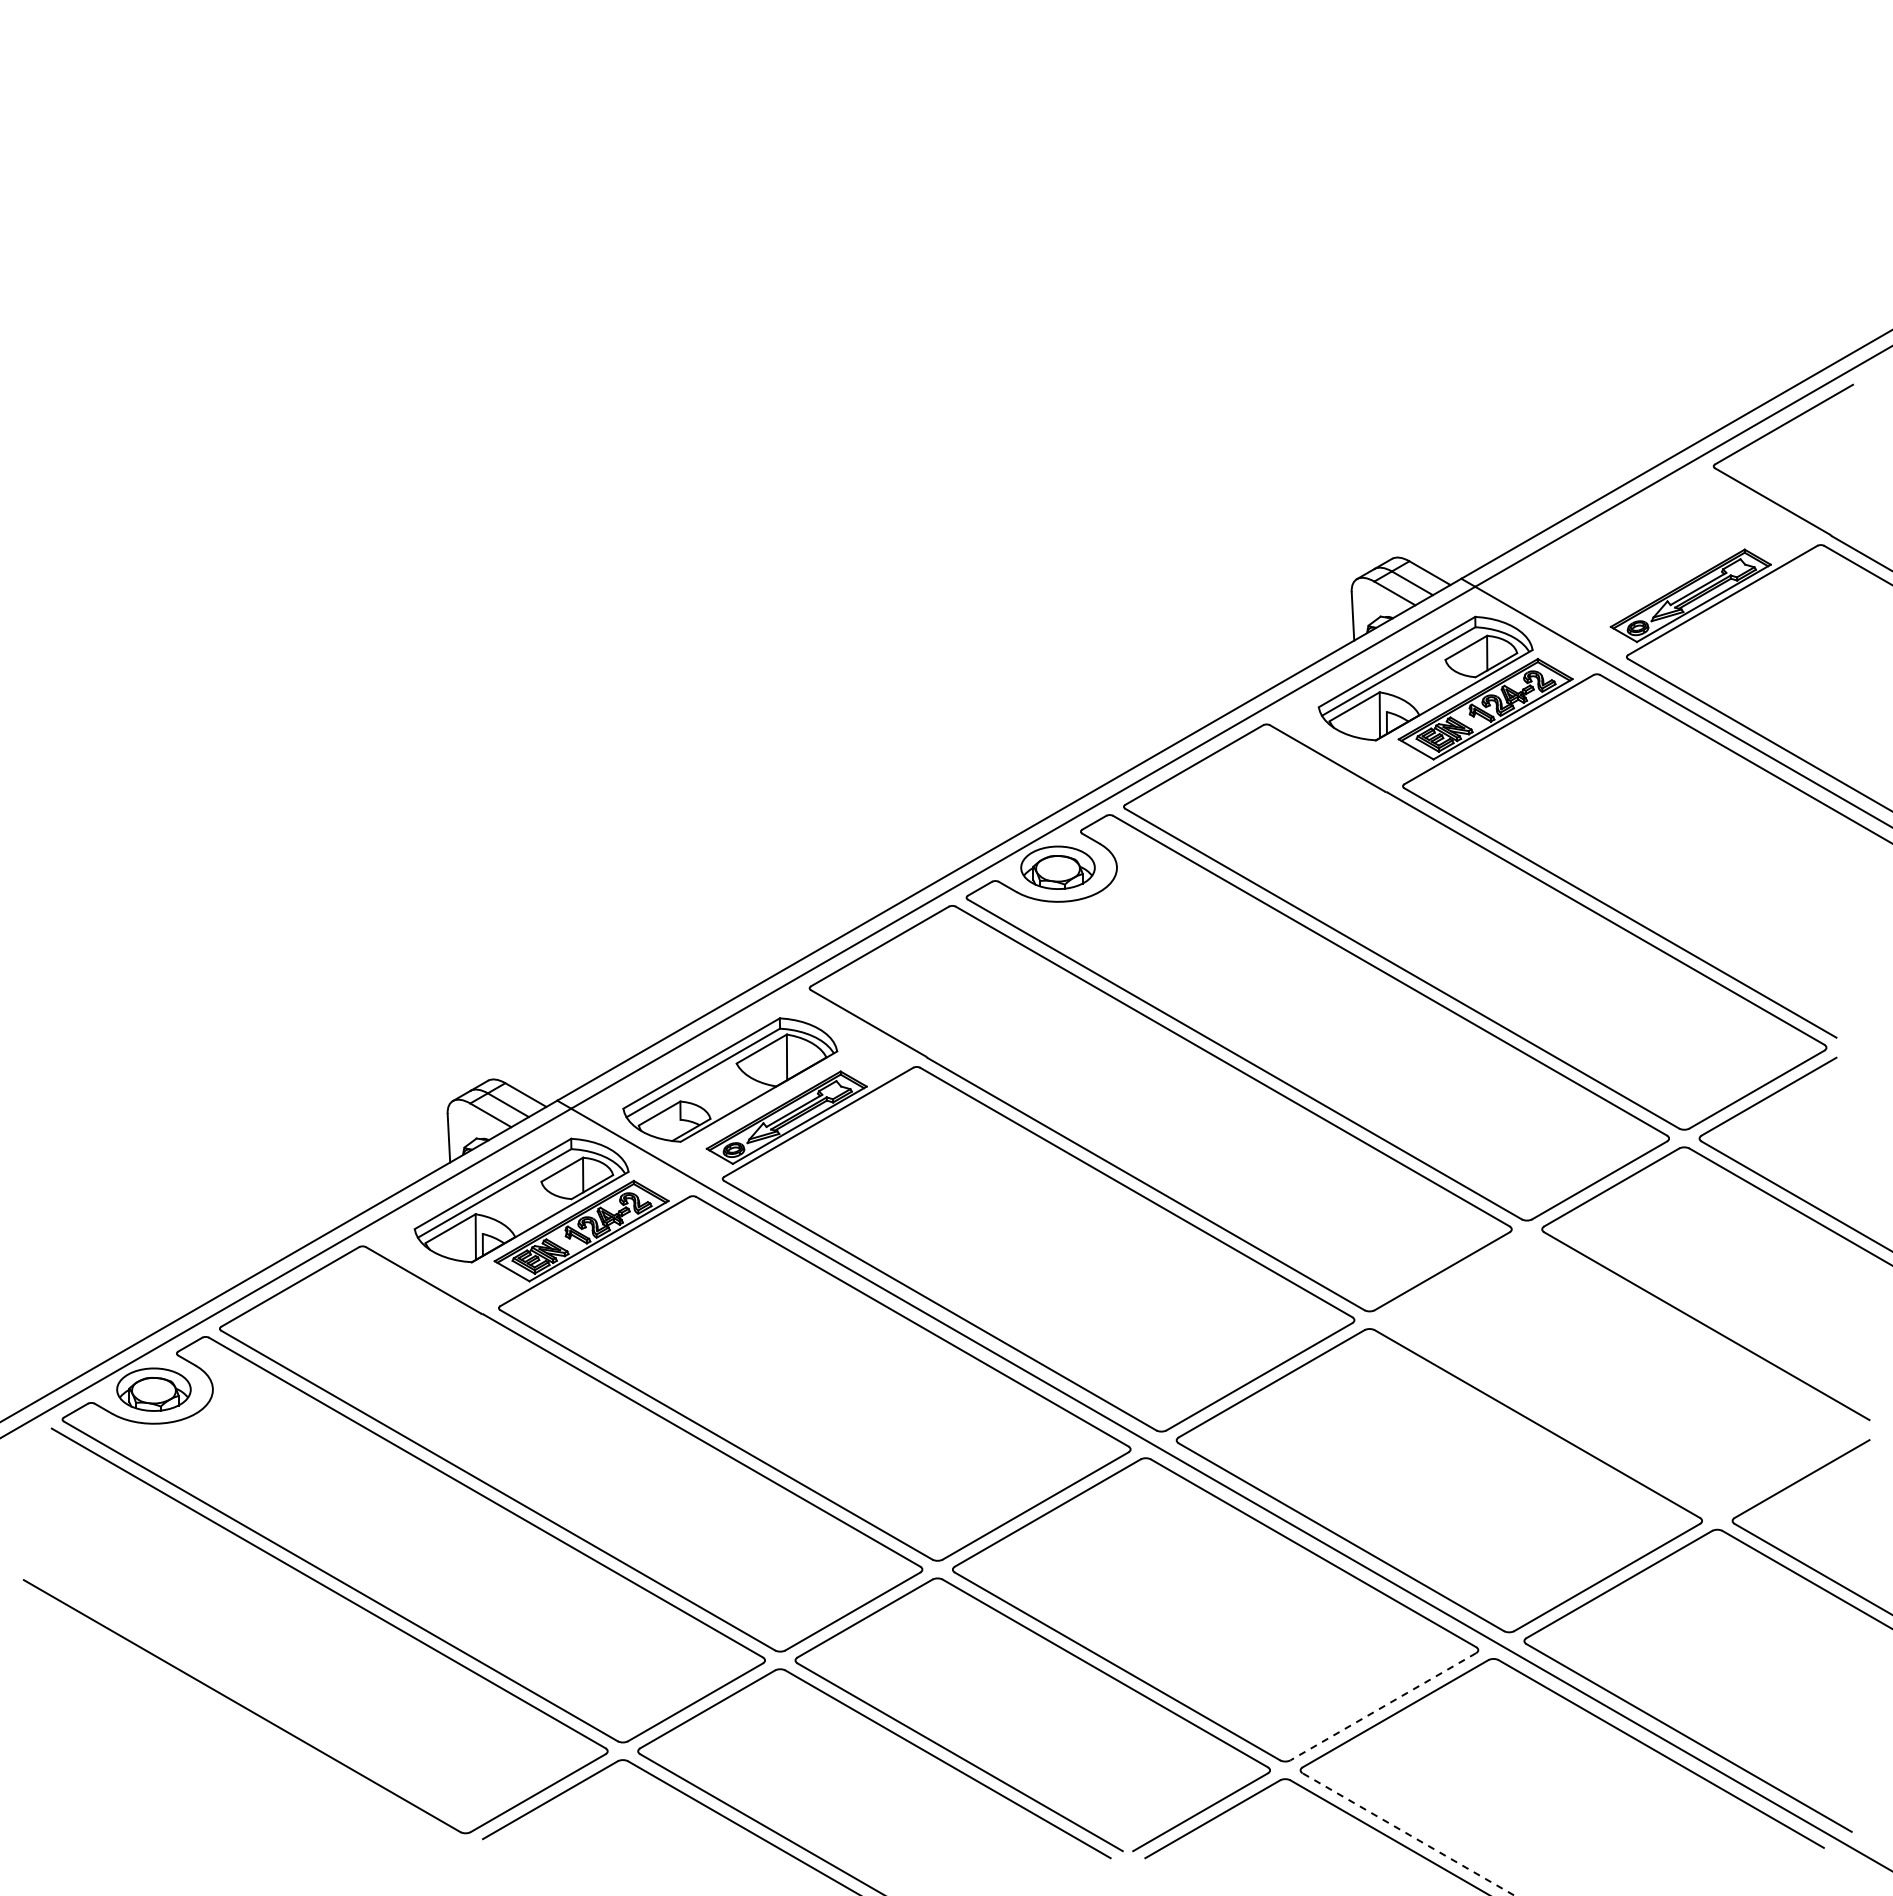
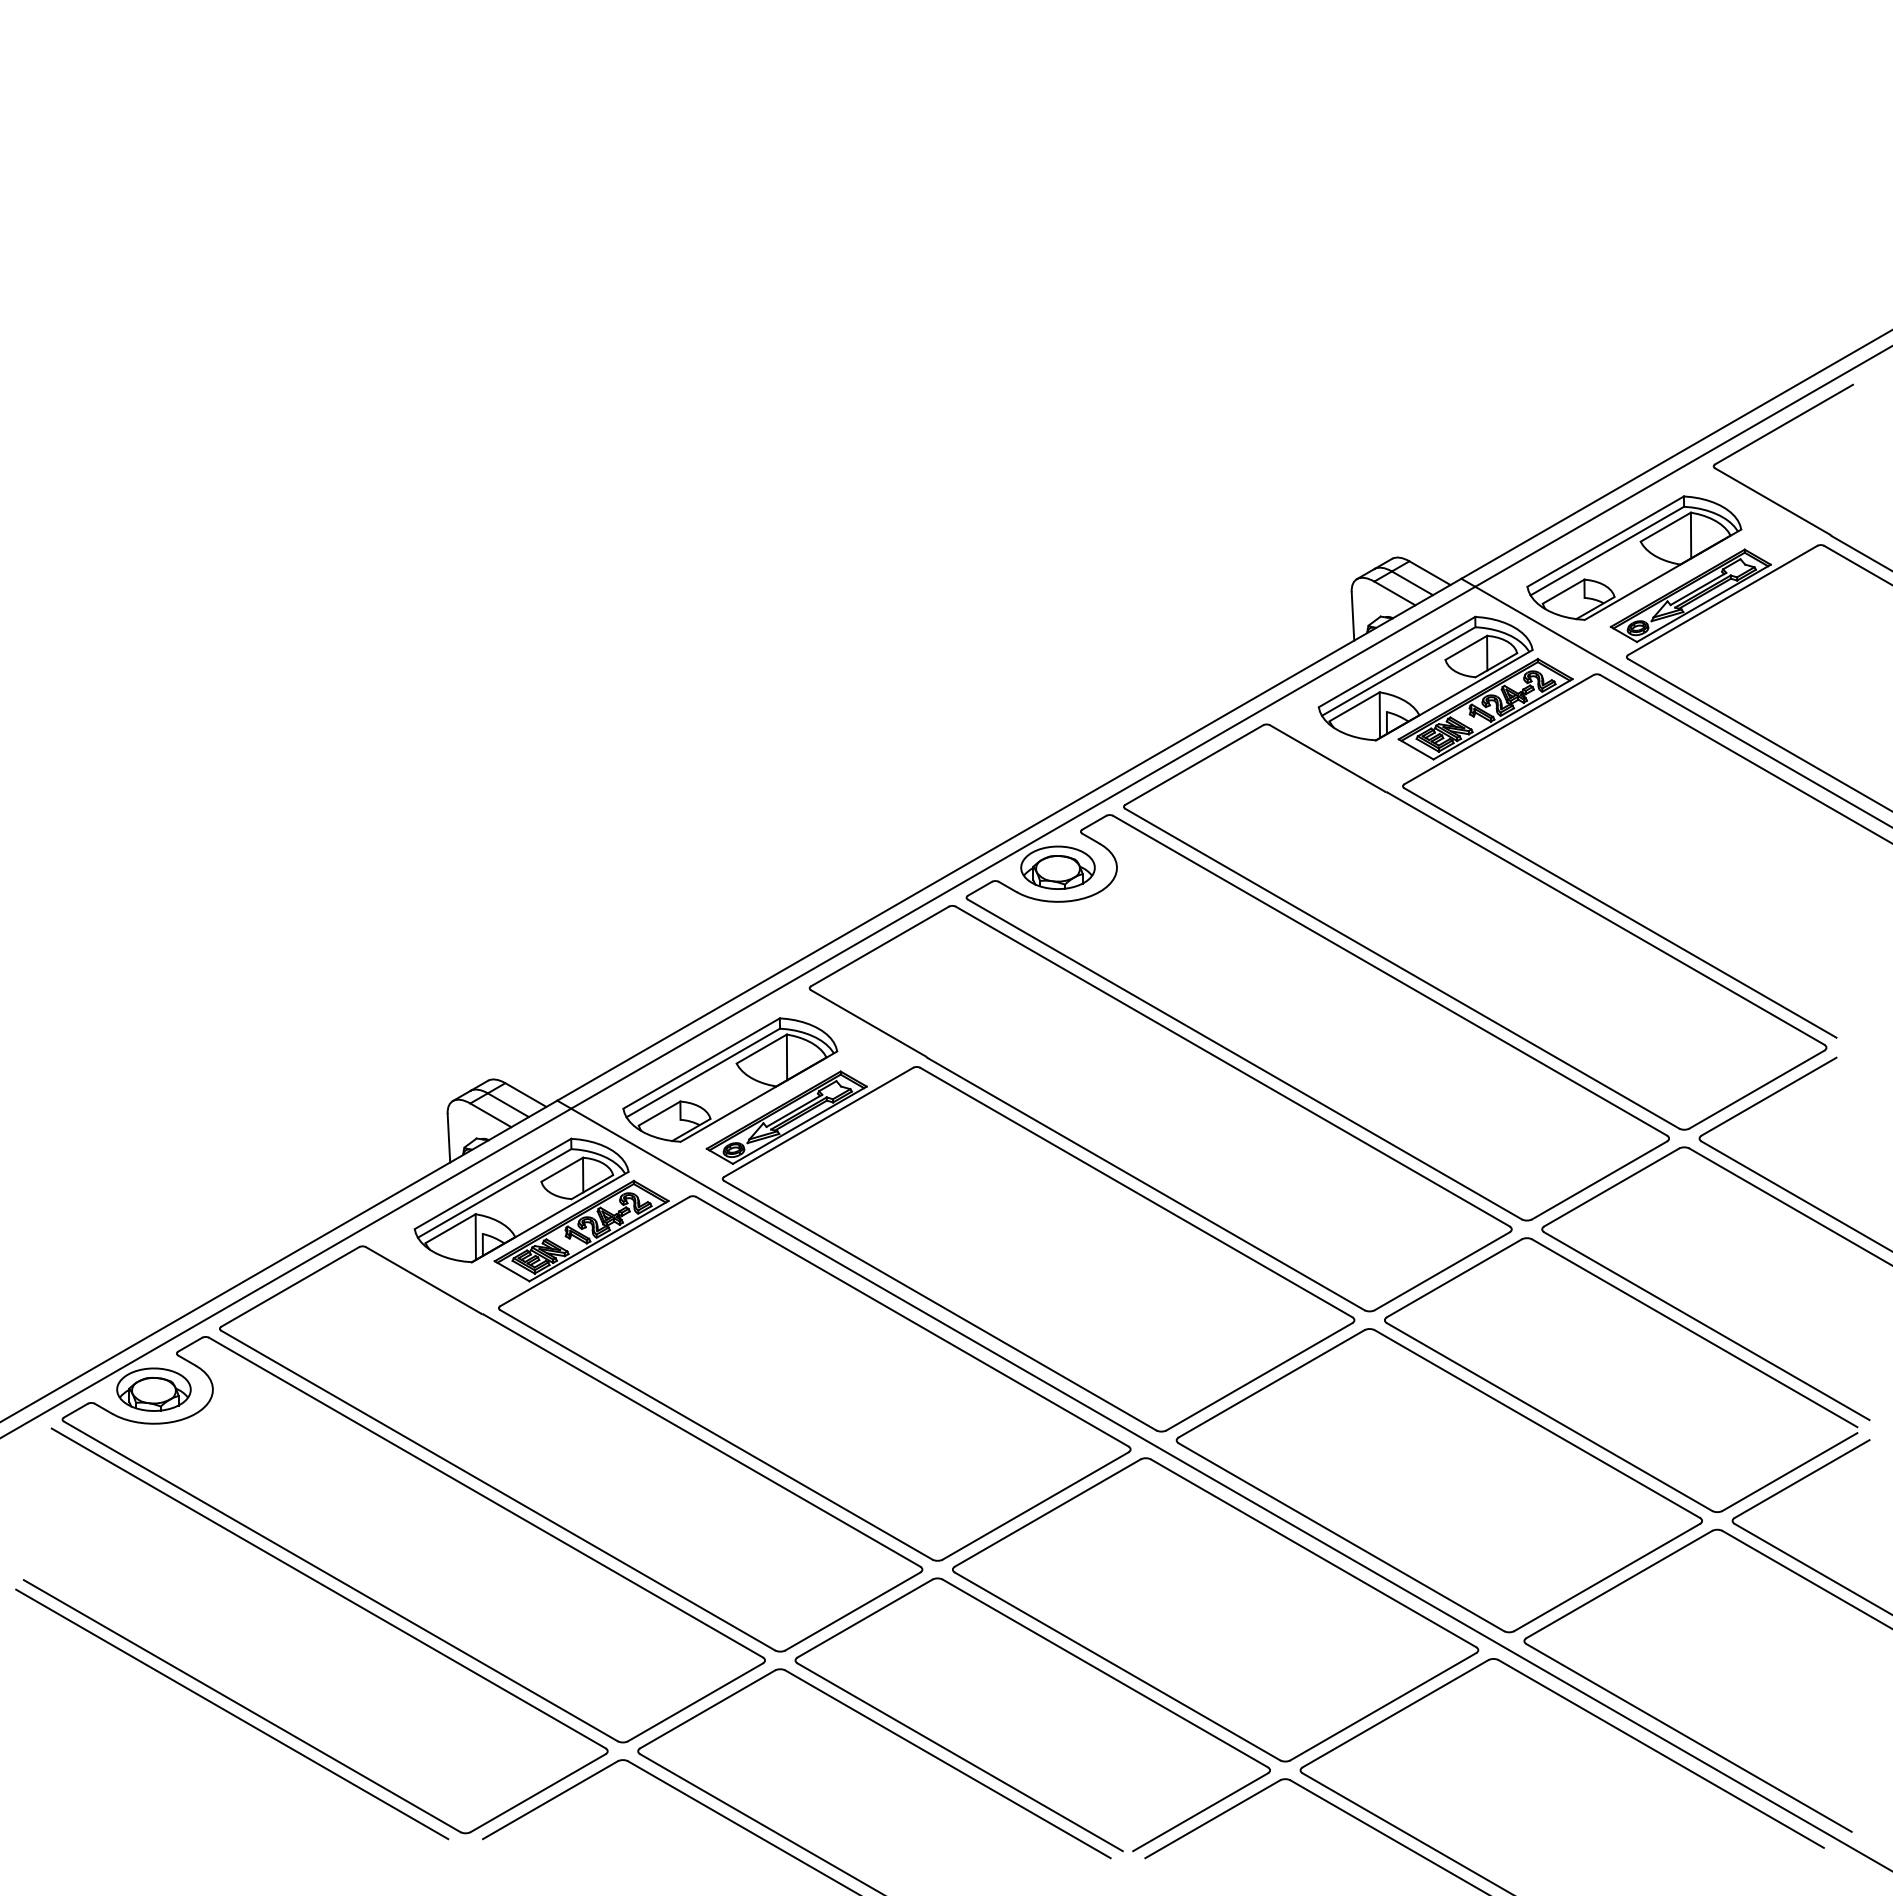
part: none -> present (1634, 557)
part: none -> present (1654, 1311)
line: dashed -> solid (1382, 1707)
line: none -> present (232, 1714)
line: dashed -> solid (1408, 1834)
